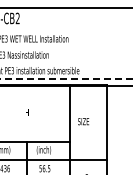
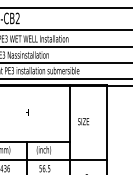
line: none -> present (65, 30)
line: none -> present (65, 46)
line: none -> present (65, 62)
line: dashed -> solid (66, 79)
